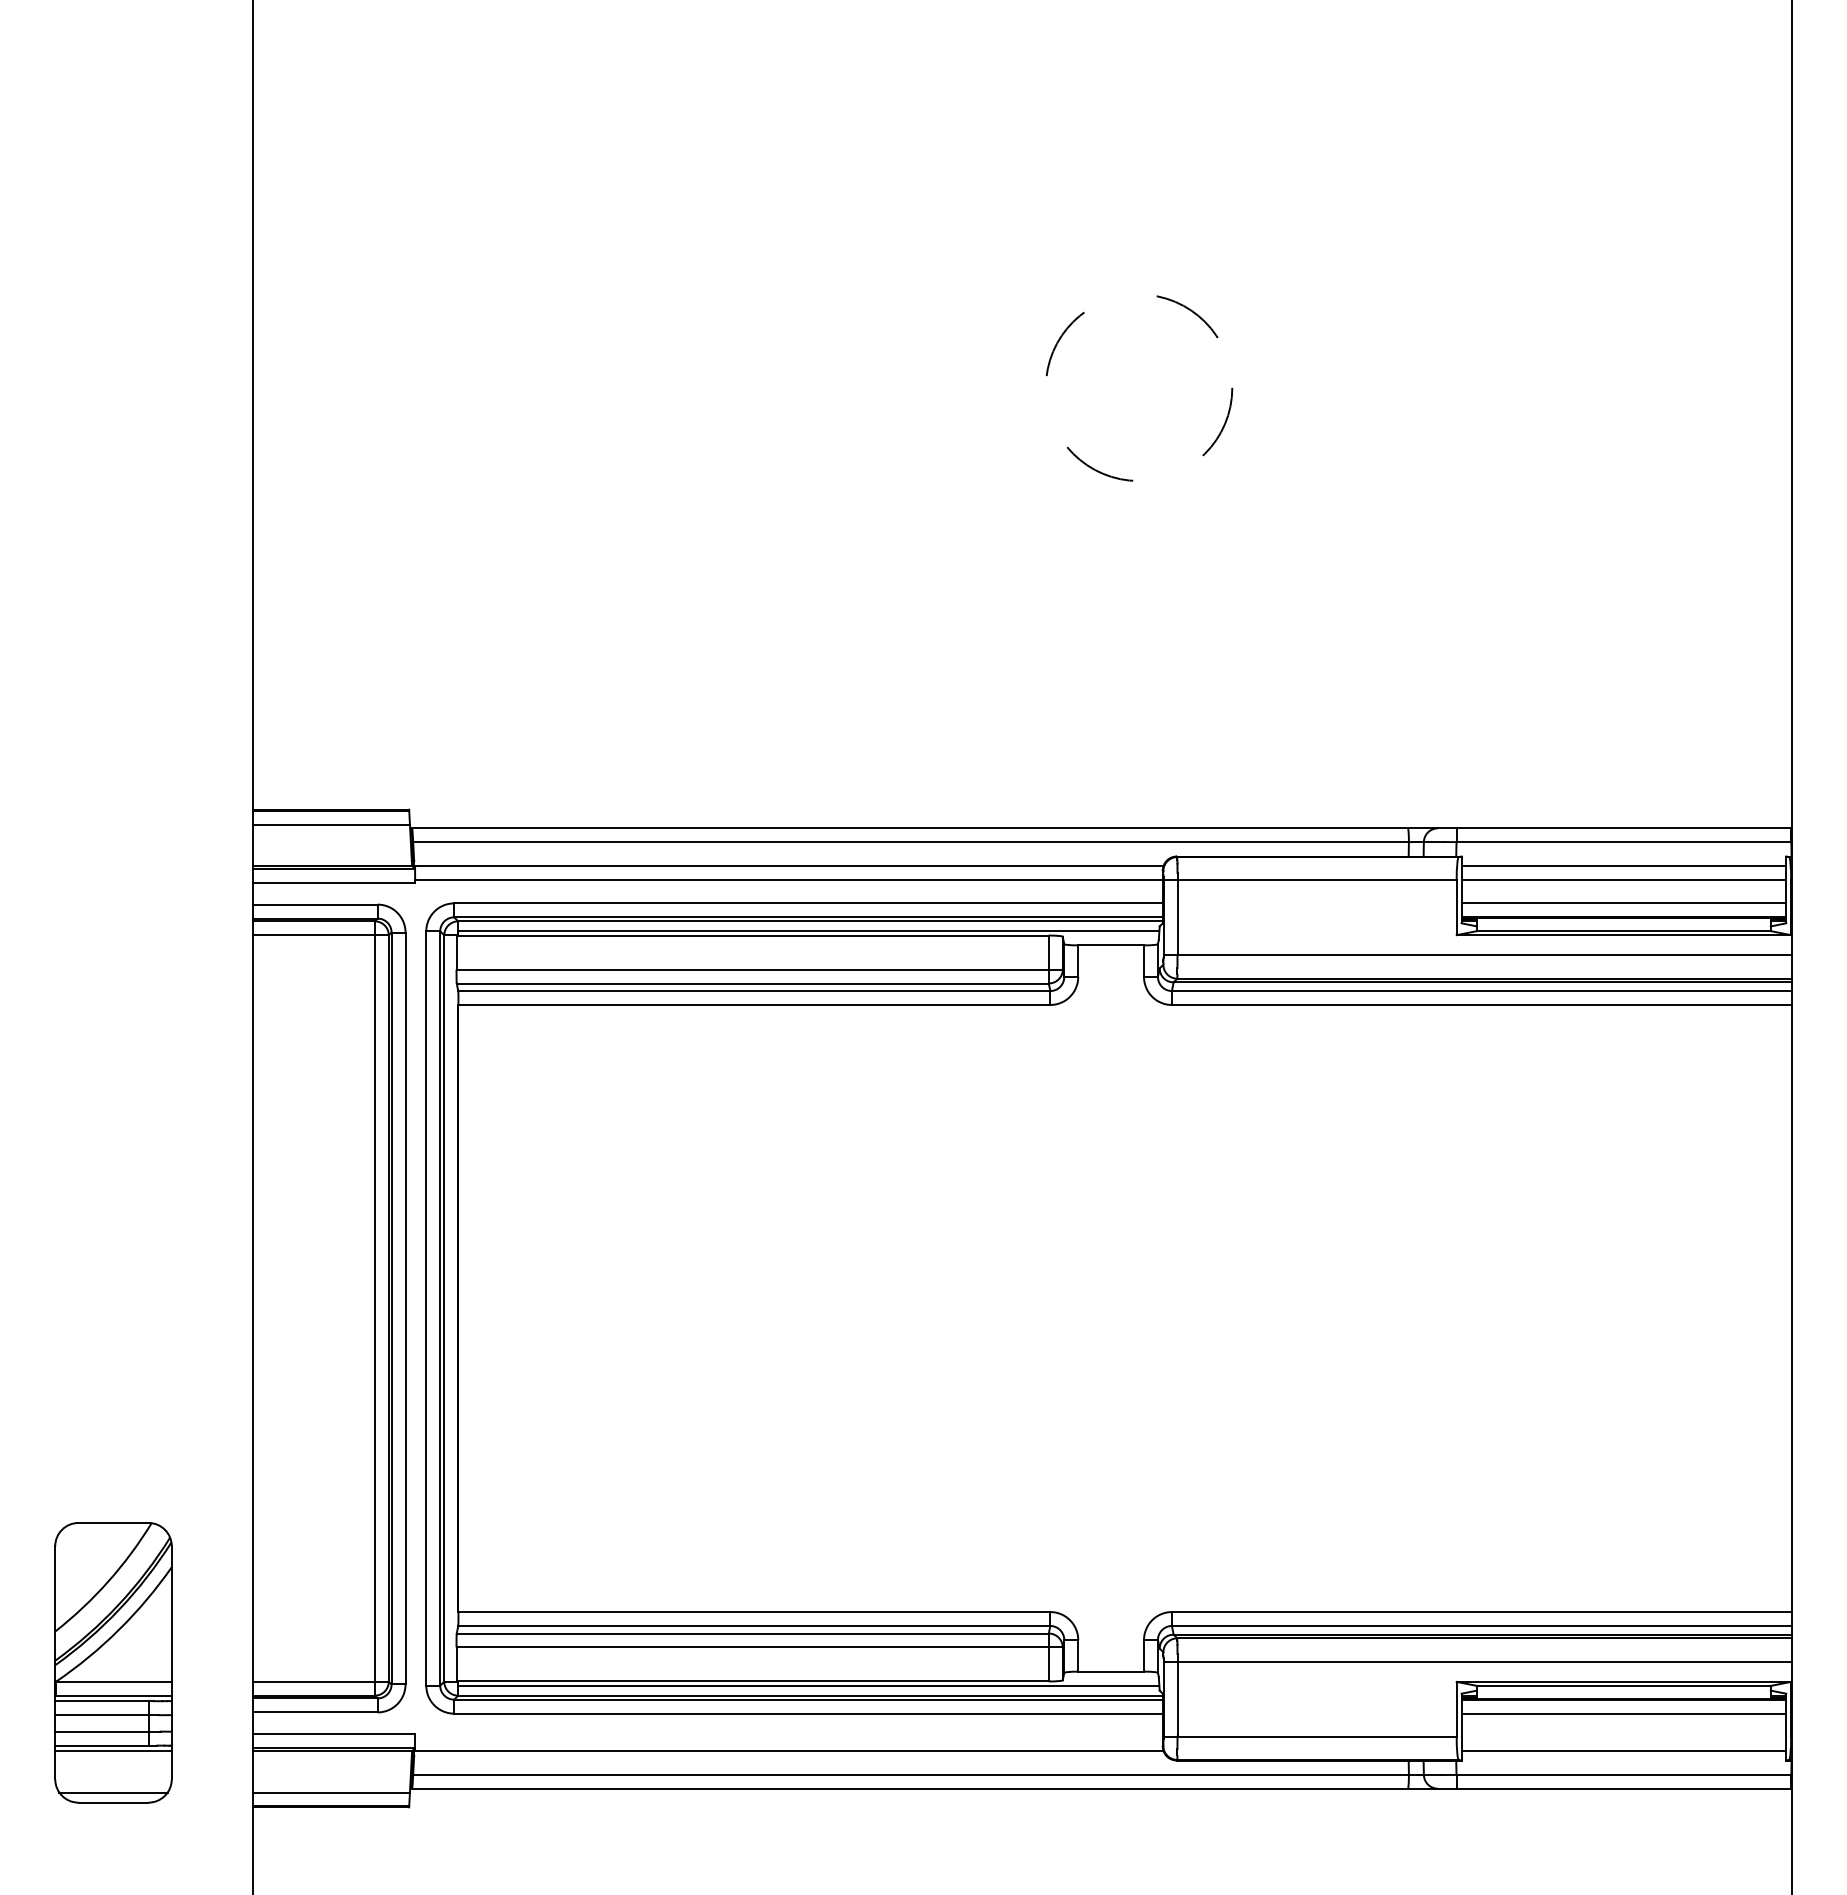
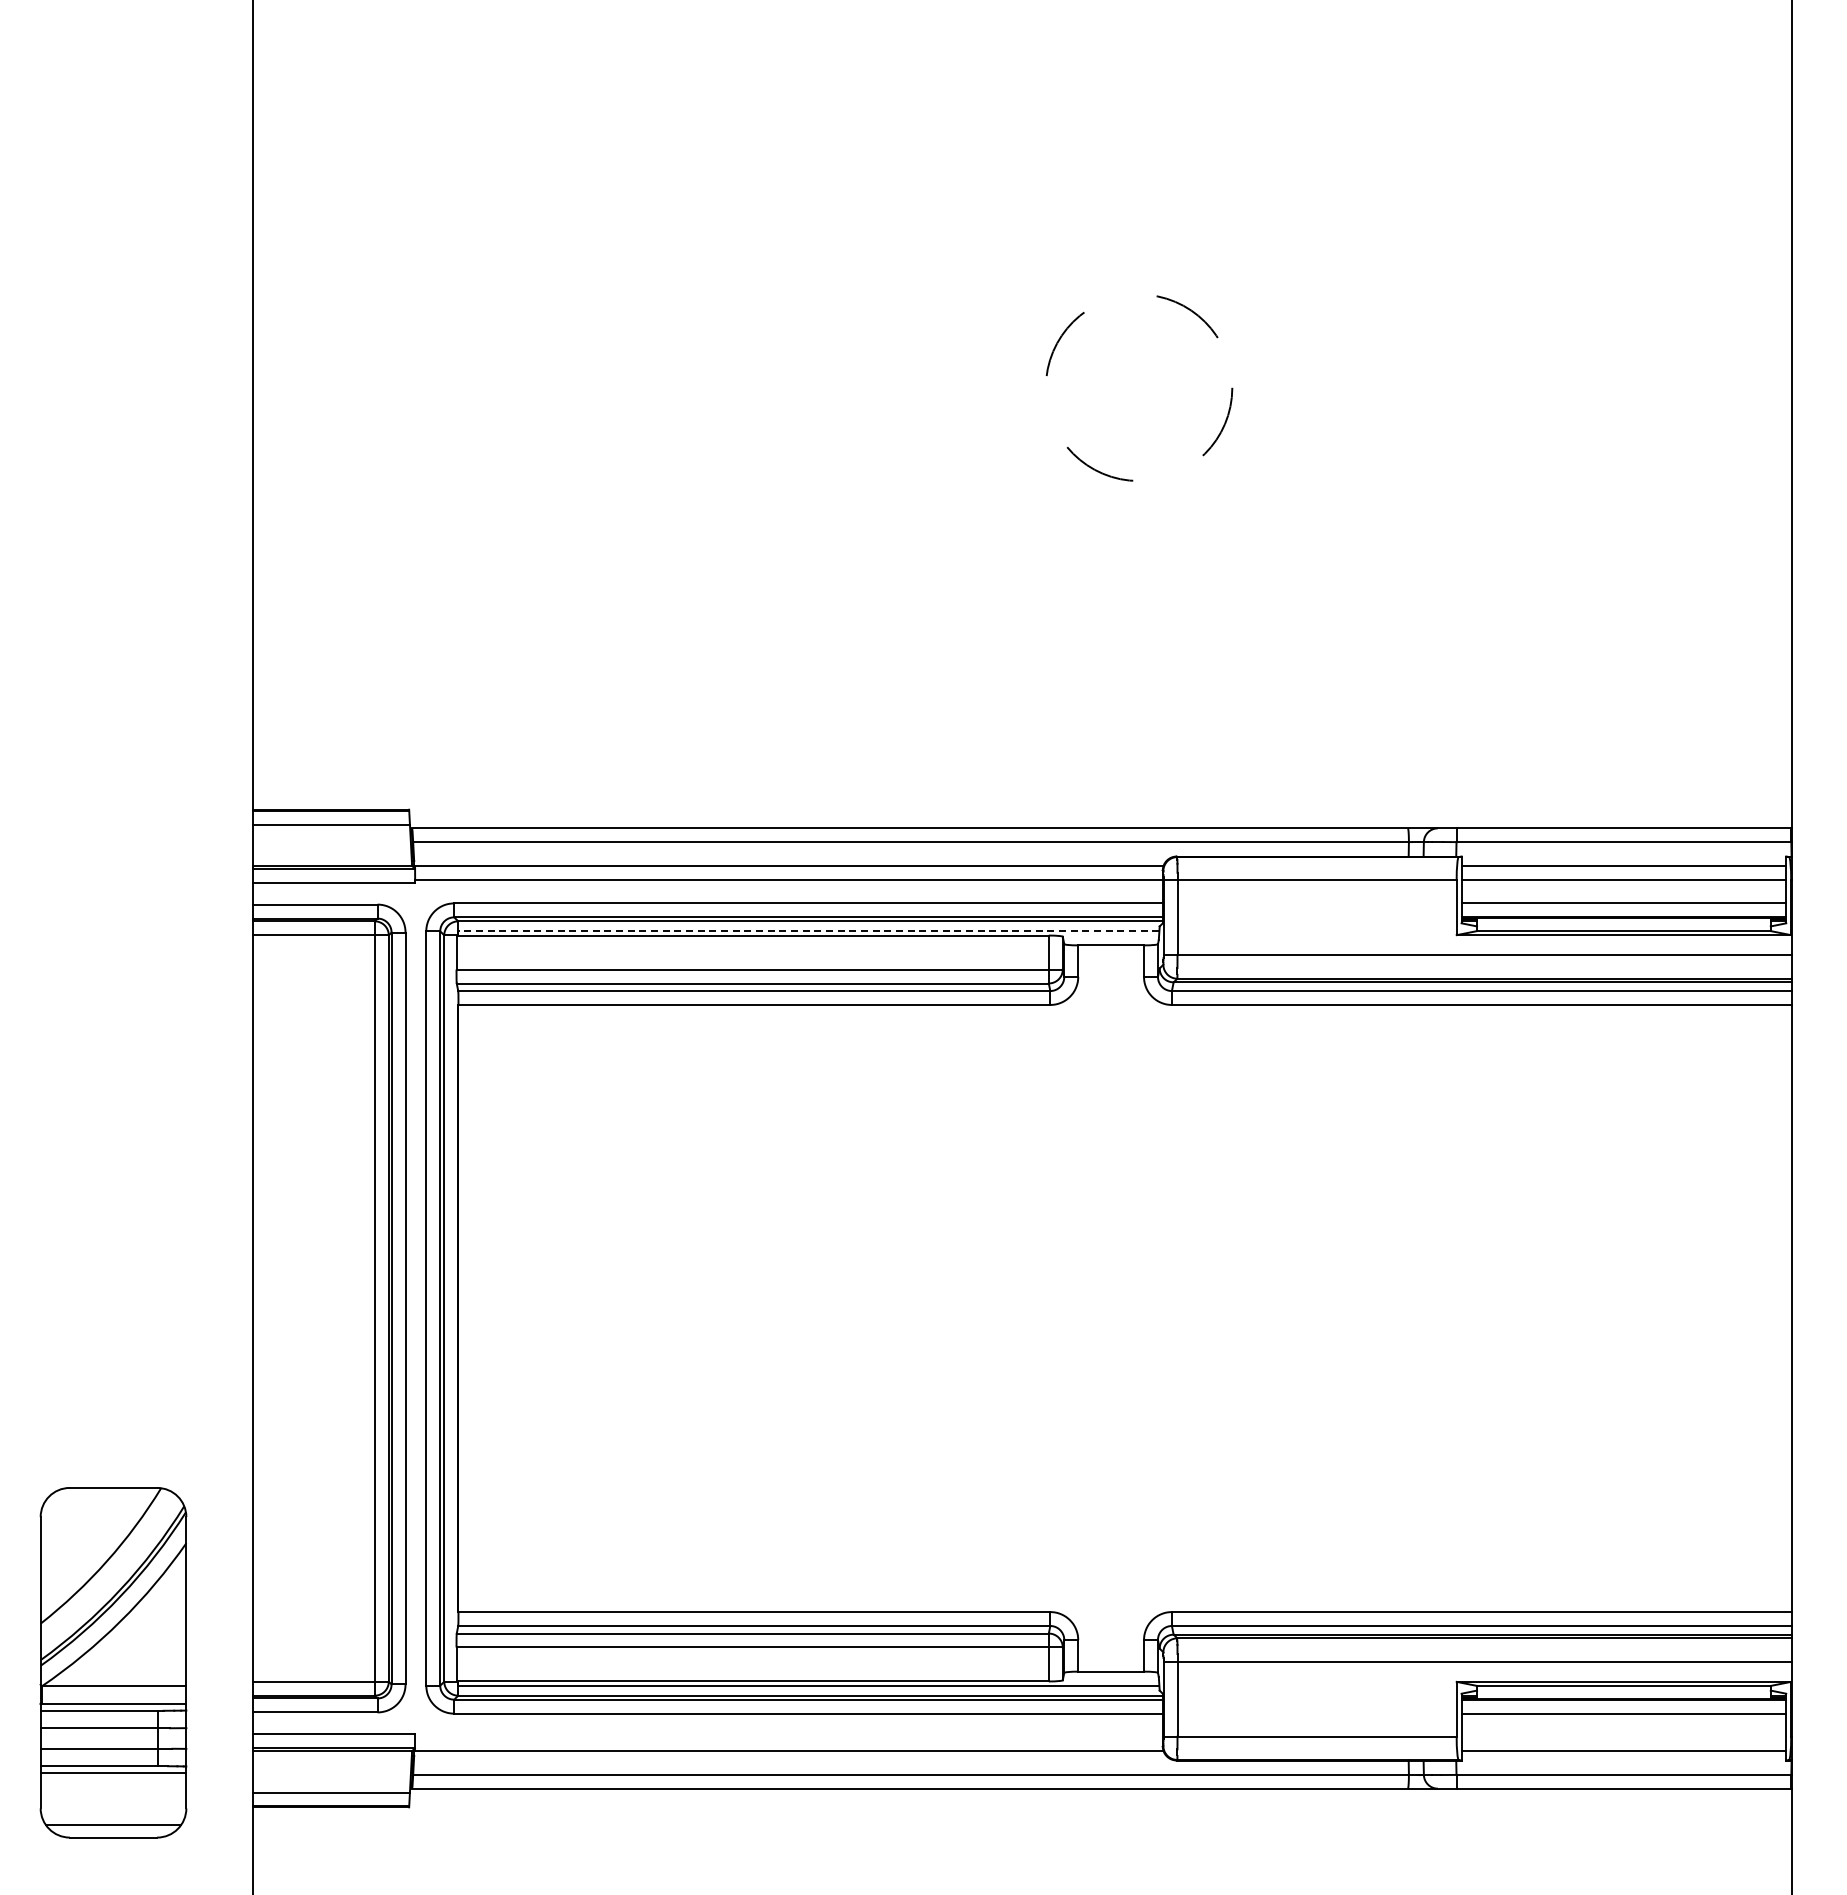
line: solid -> dashed (808, 930)
part size: 119x282 px -> 149x352 px (113, 1662)
